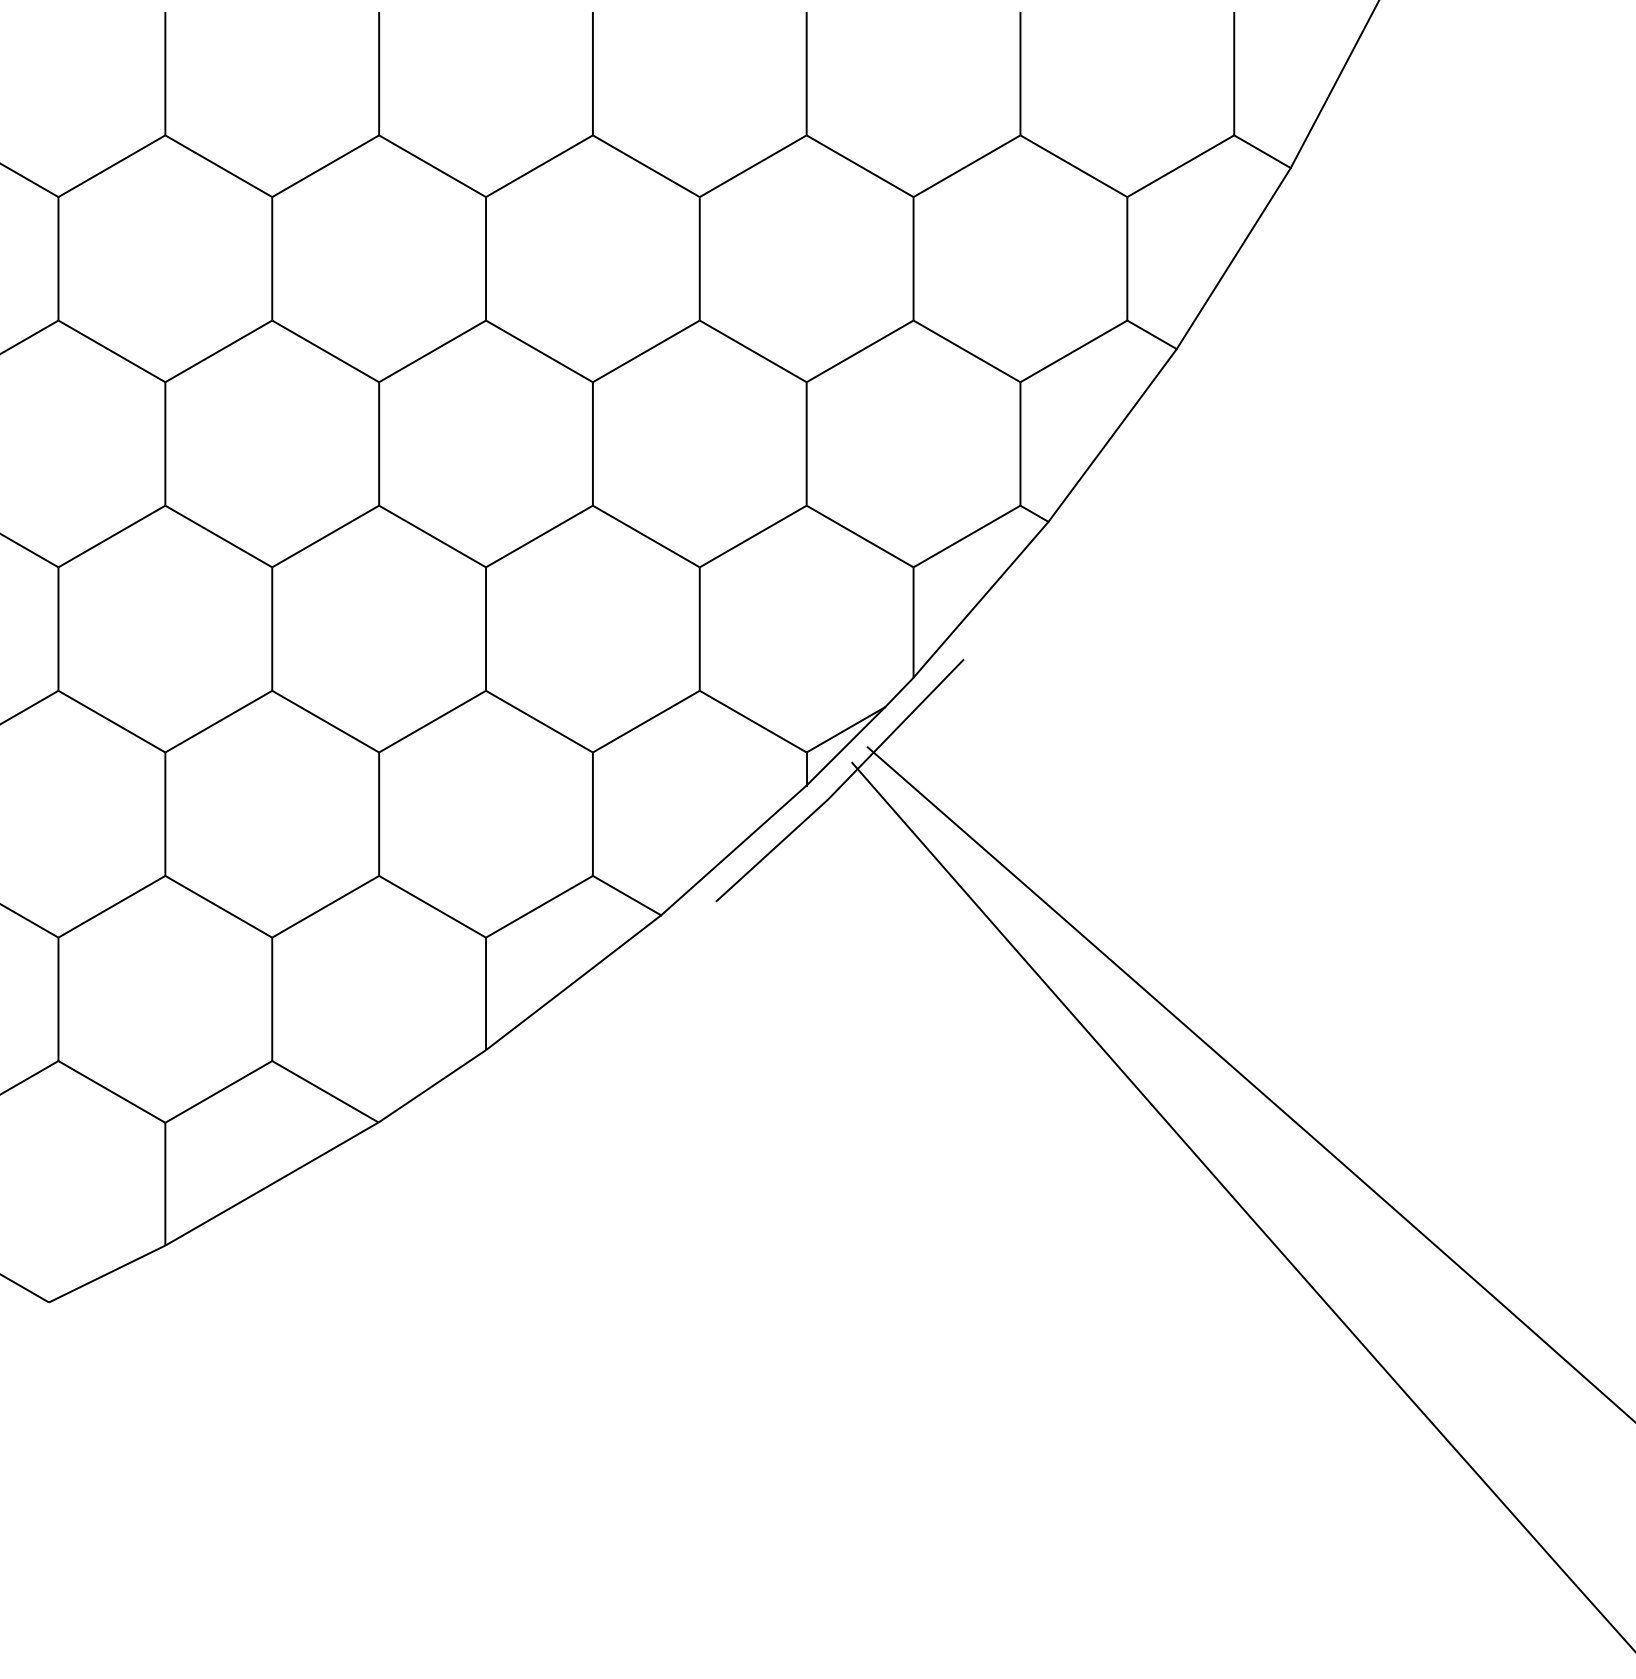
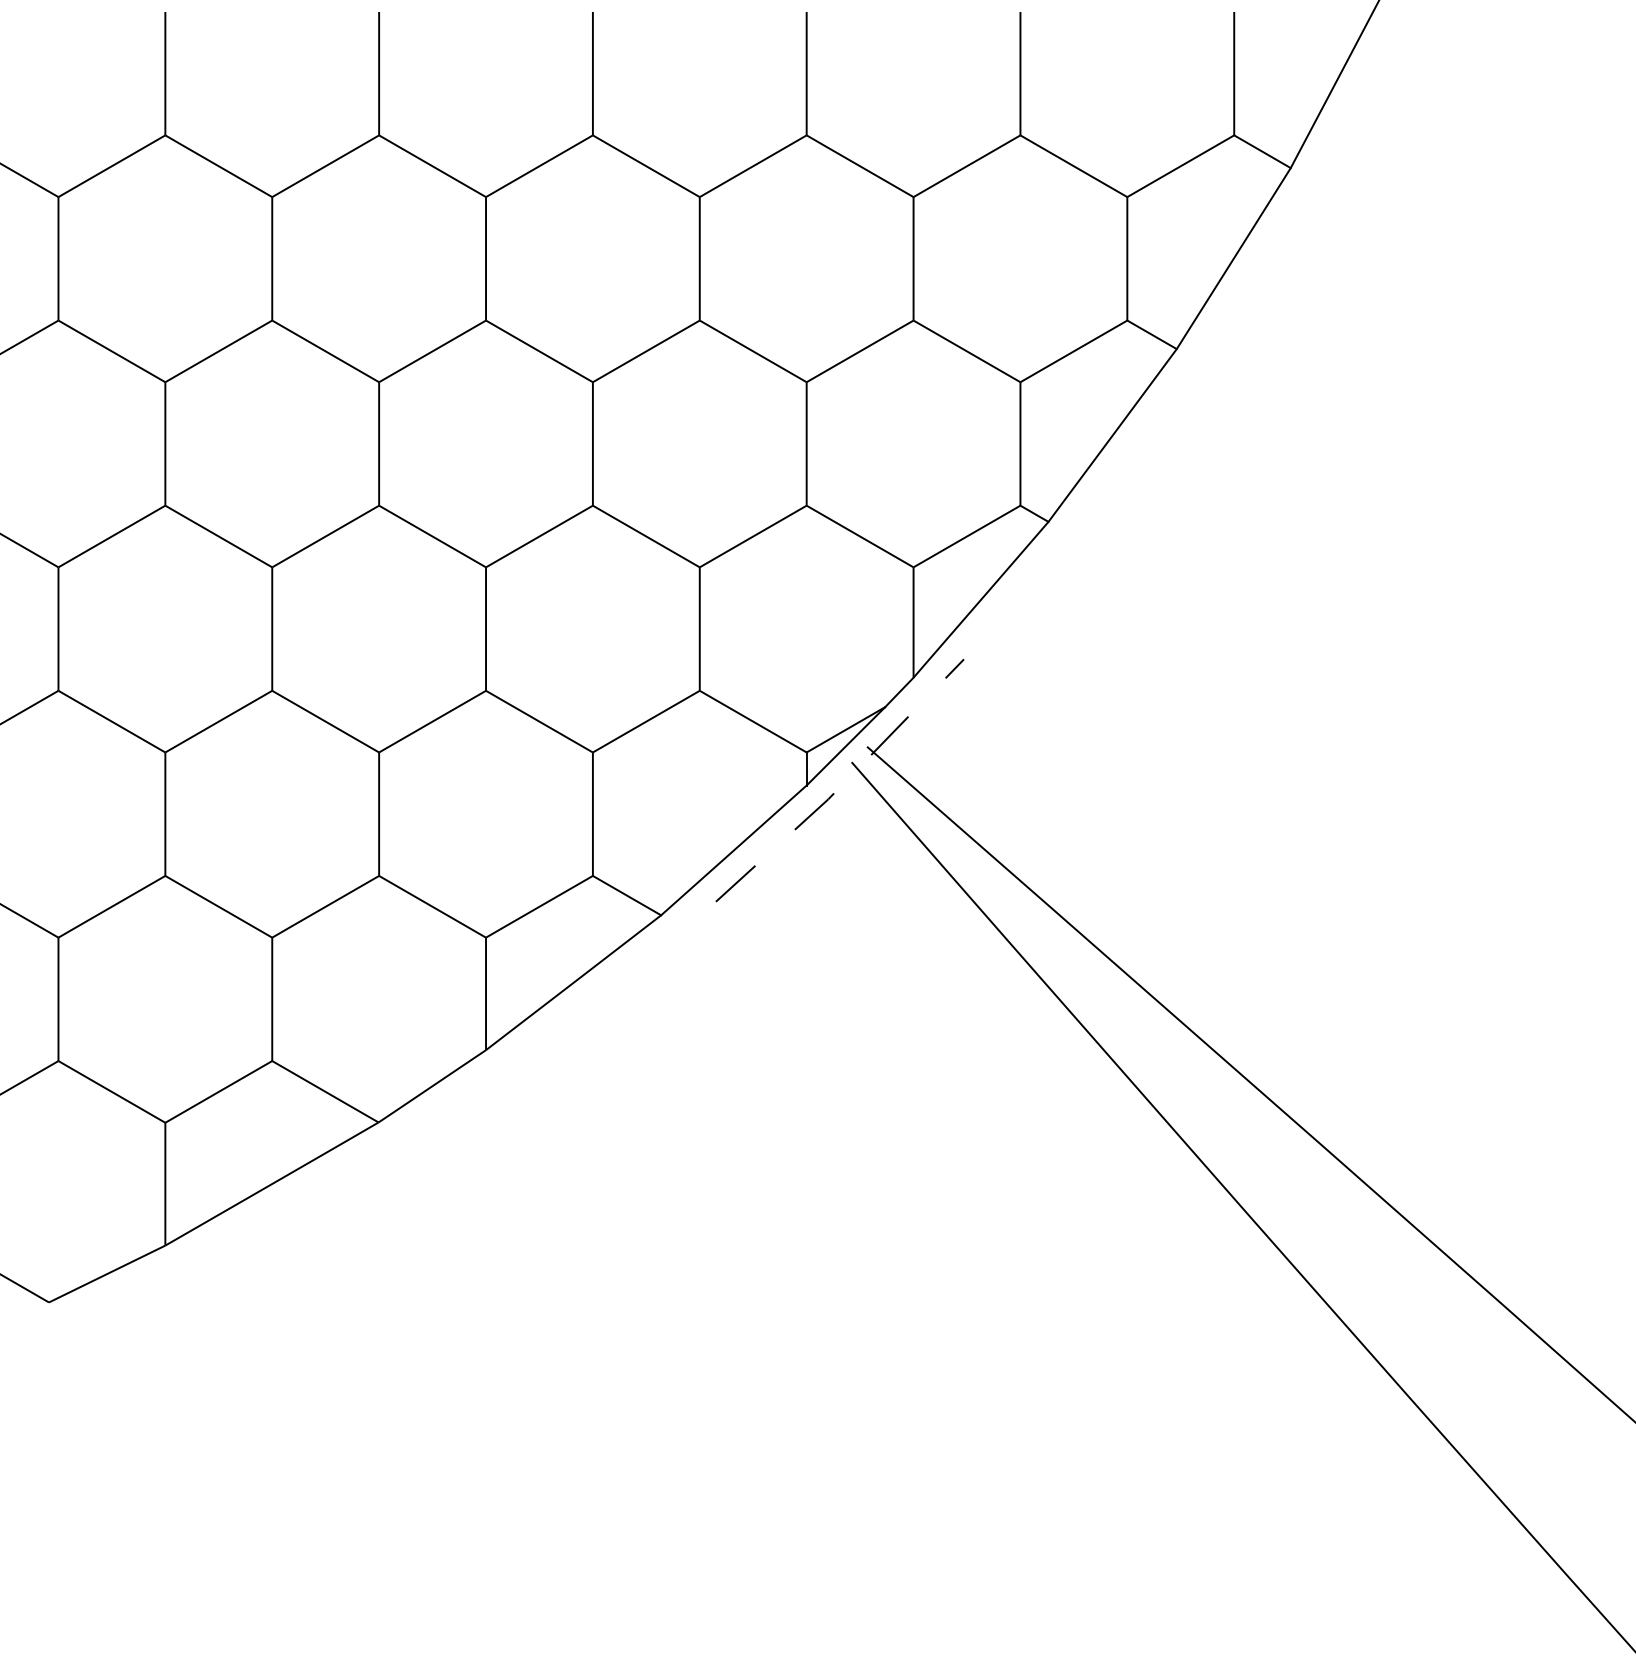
line: solid -> dashed (842, 784)
